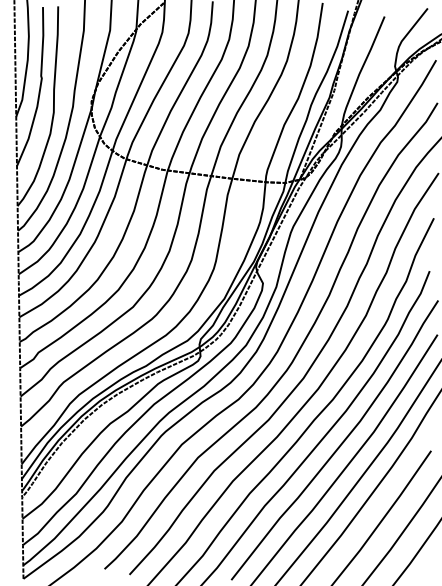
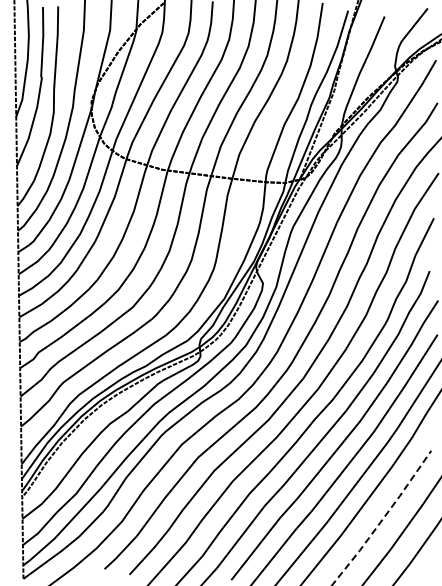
line: solid -> dashed (382, 519)
